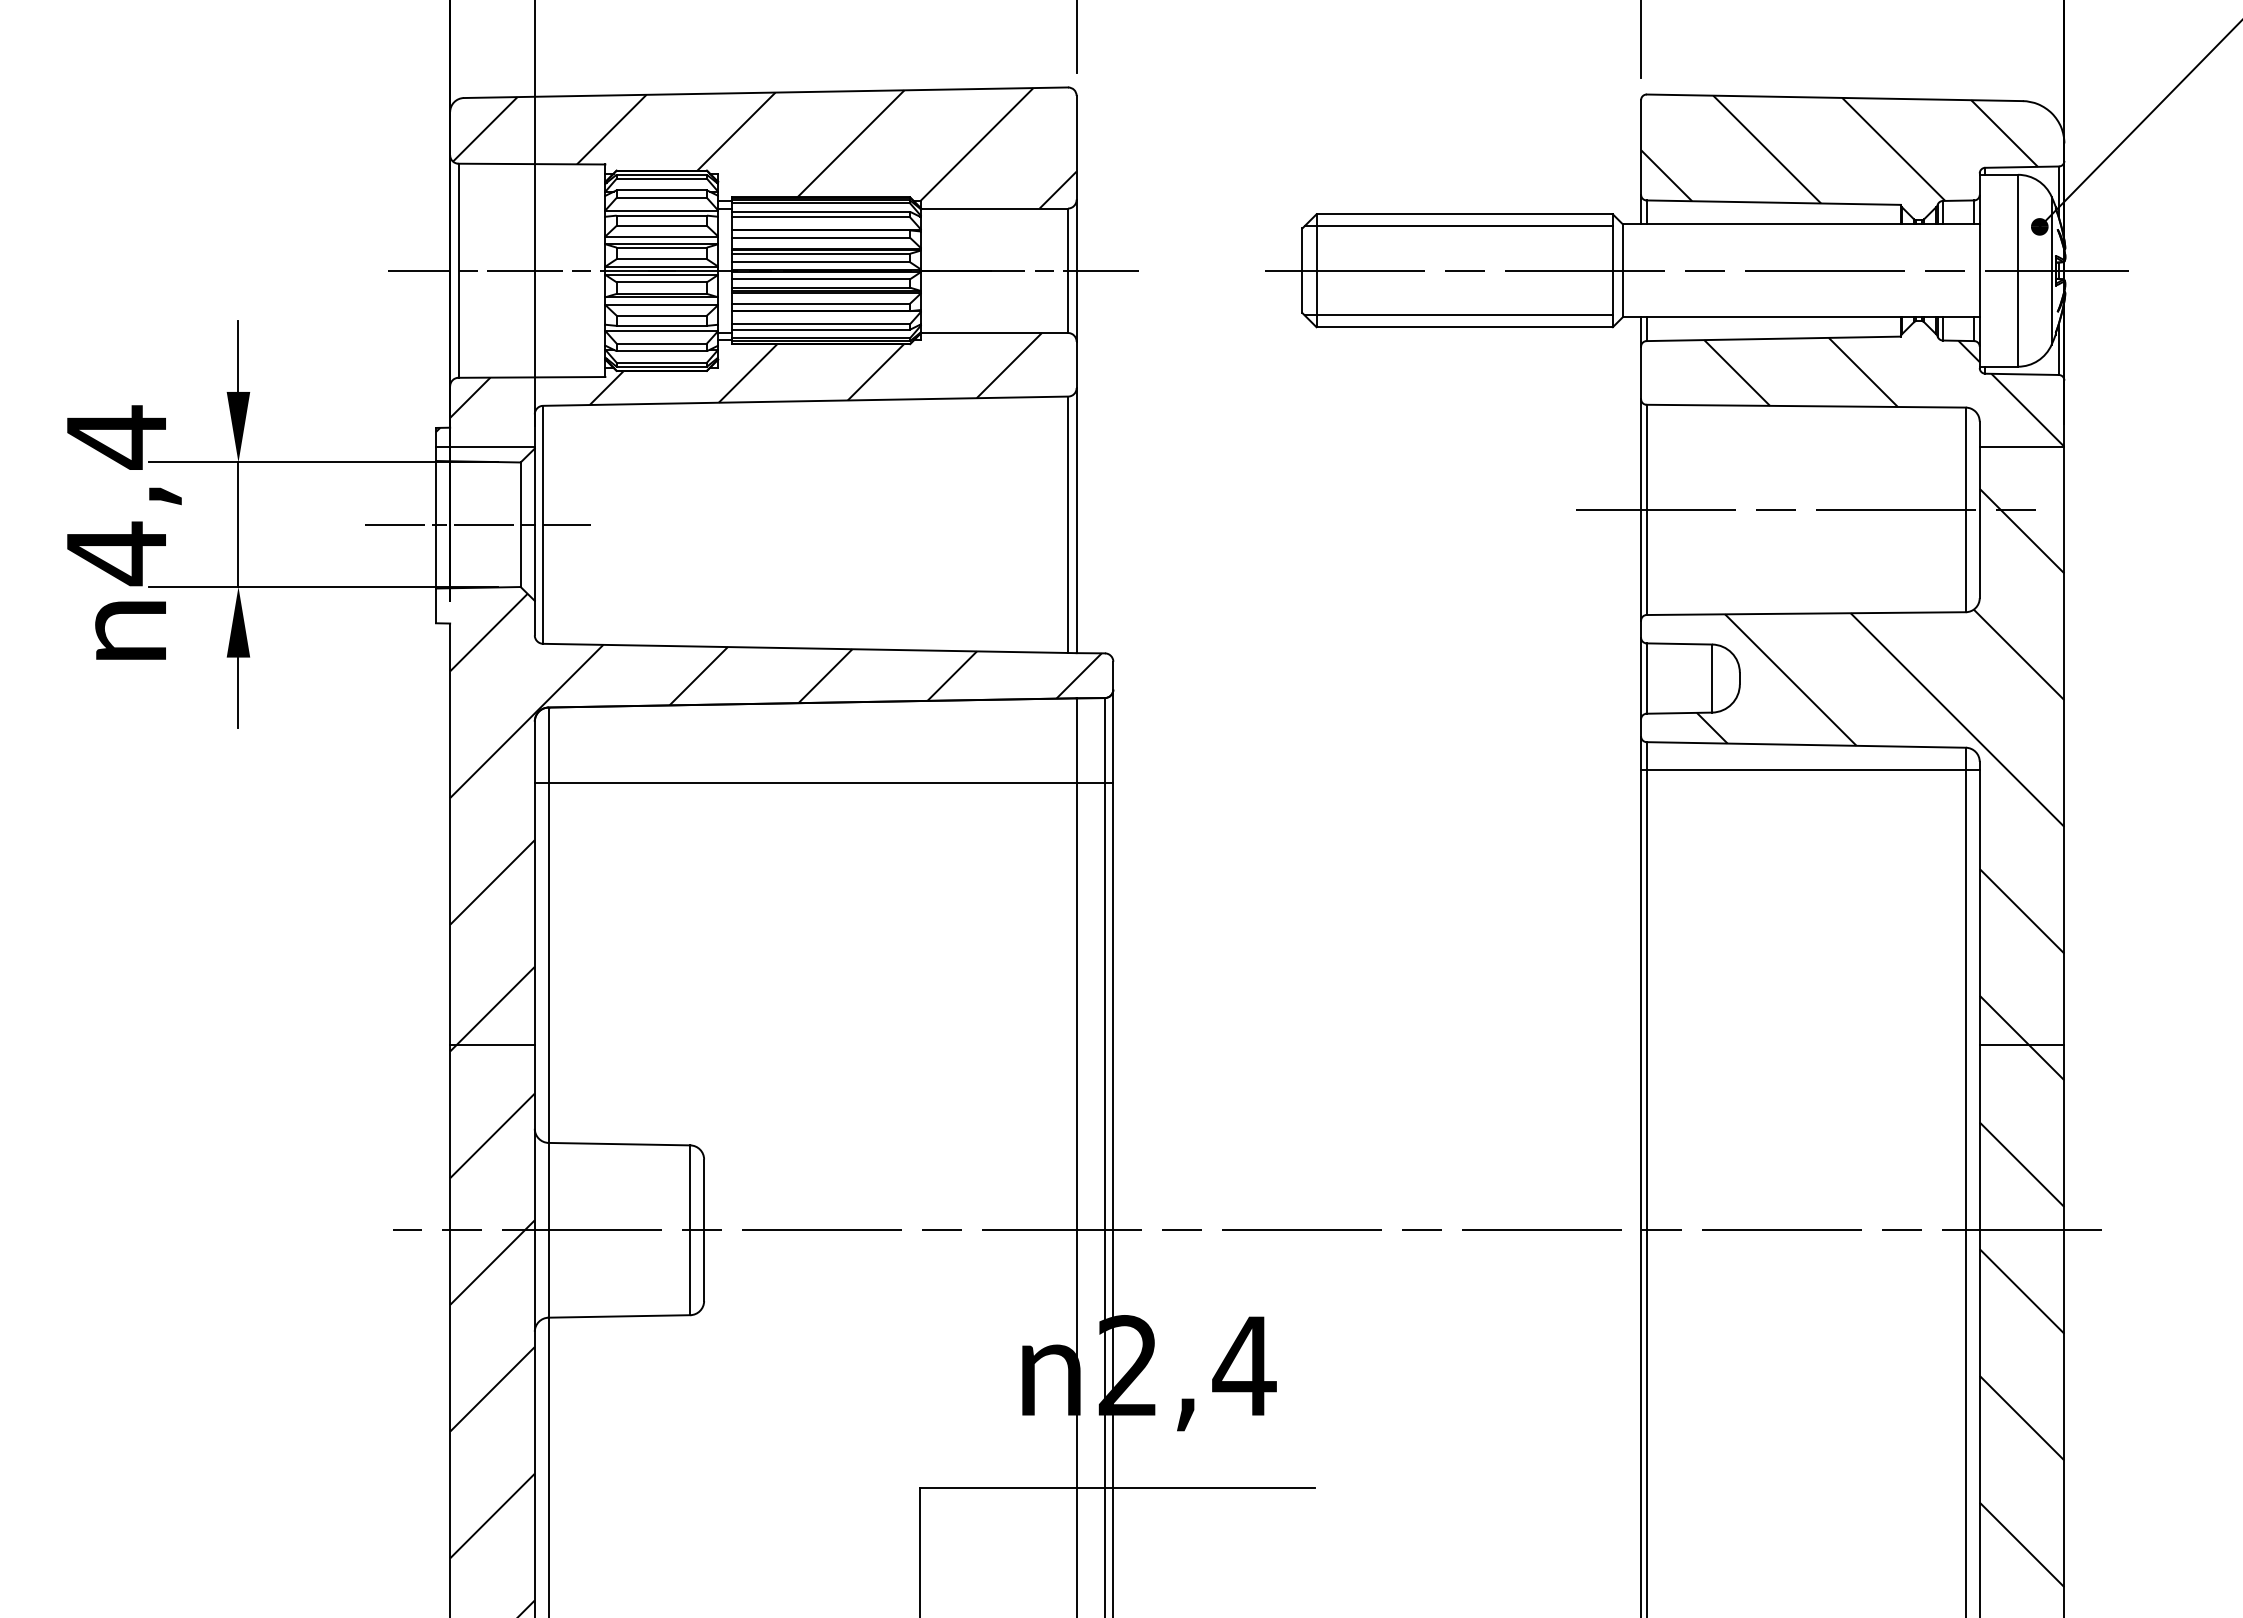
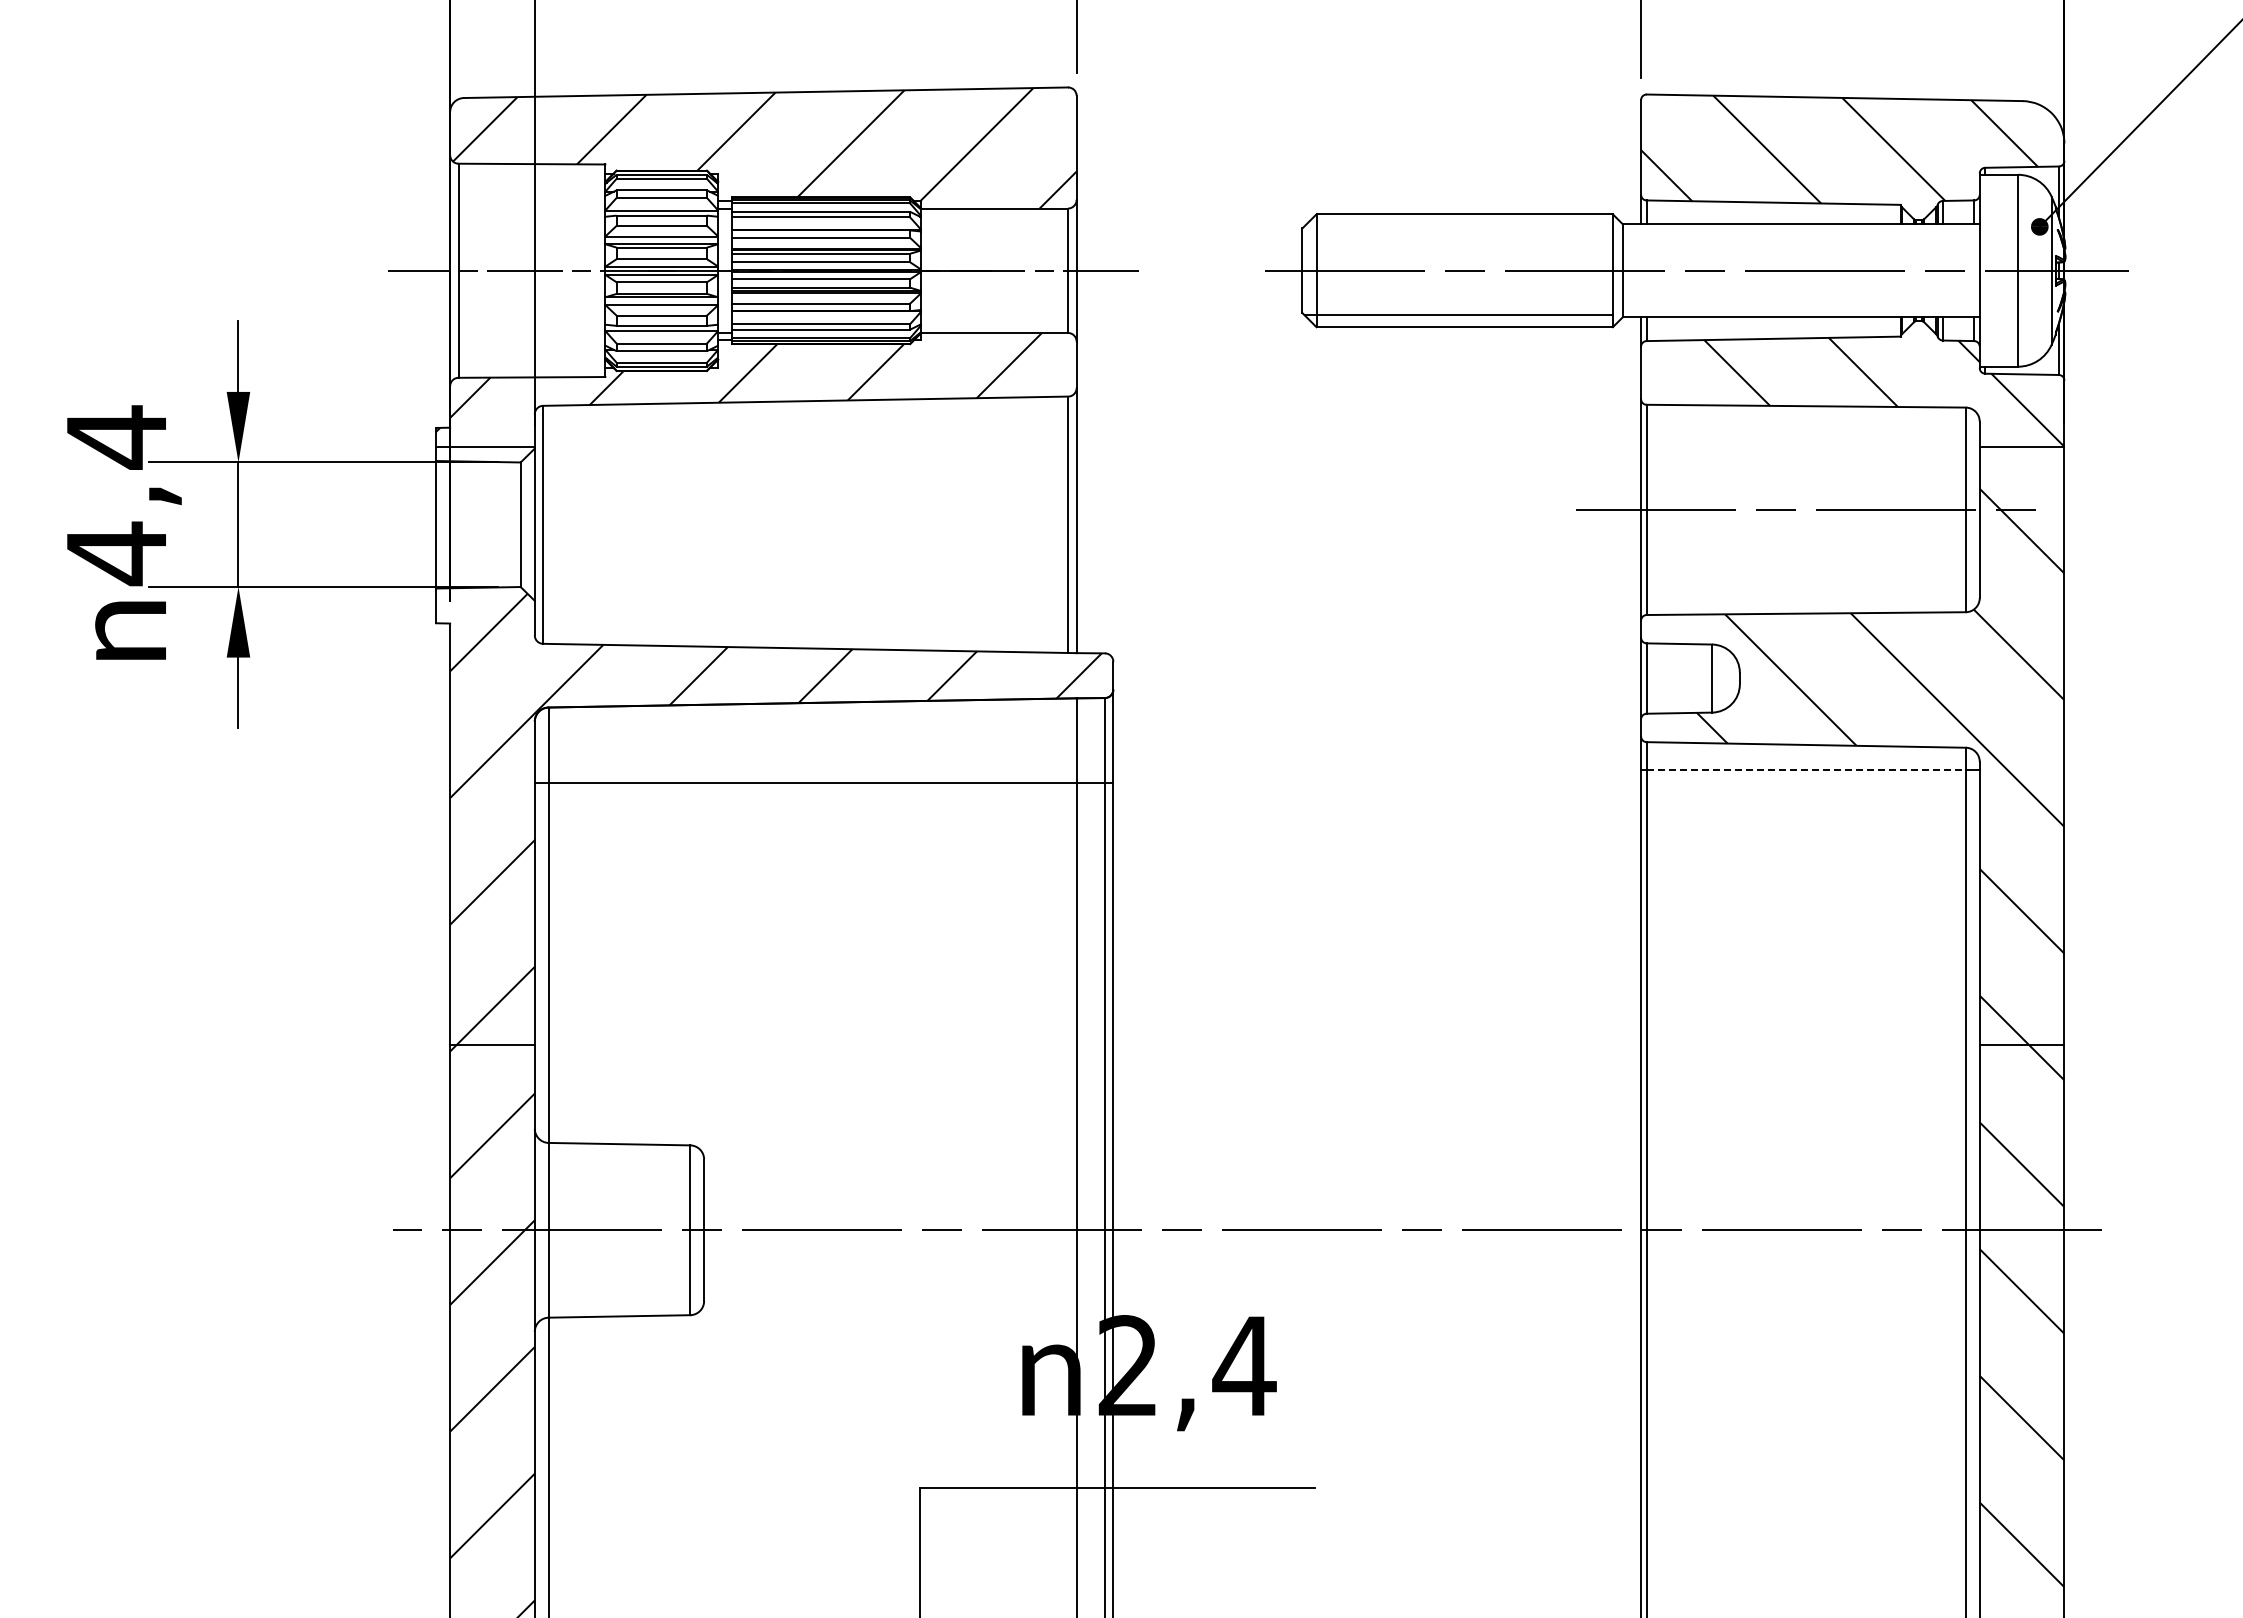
line: present -> none (1458, 226)
line: present -> none (478, 524)
line: solid -> dashed (1806, 770)
